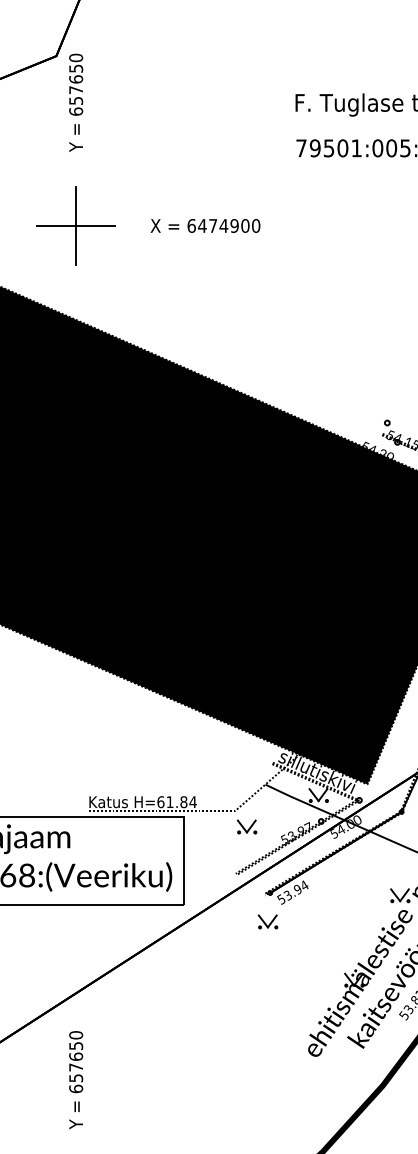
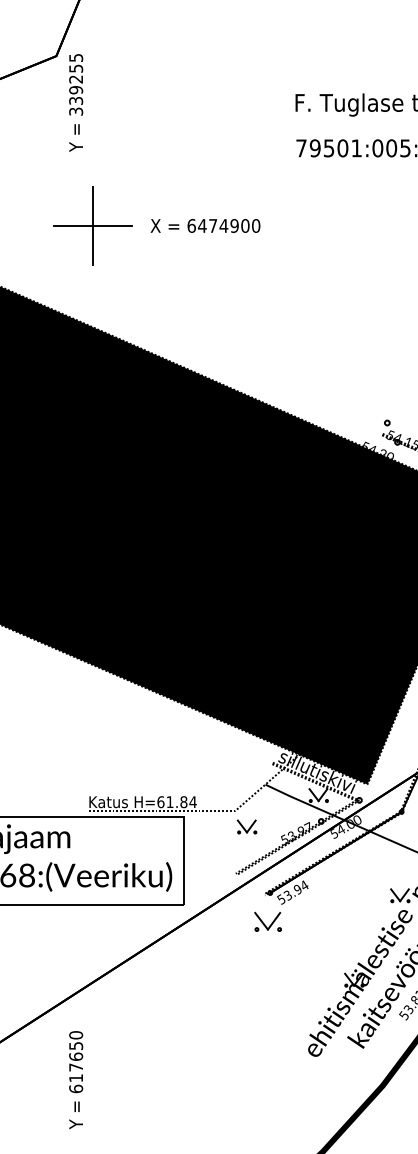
text: 657650 -> 339255 (76, 84)
part position: (75, 225) -> (92, 225) (92, 225)
part size: 22x16 px -> 28x21 px (267, 921)
text: 657650 -> 617650 (76, 1078)
